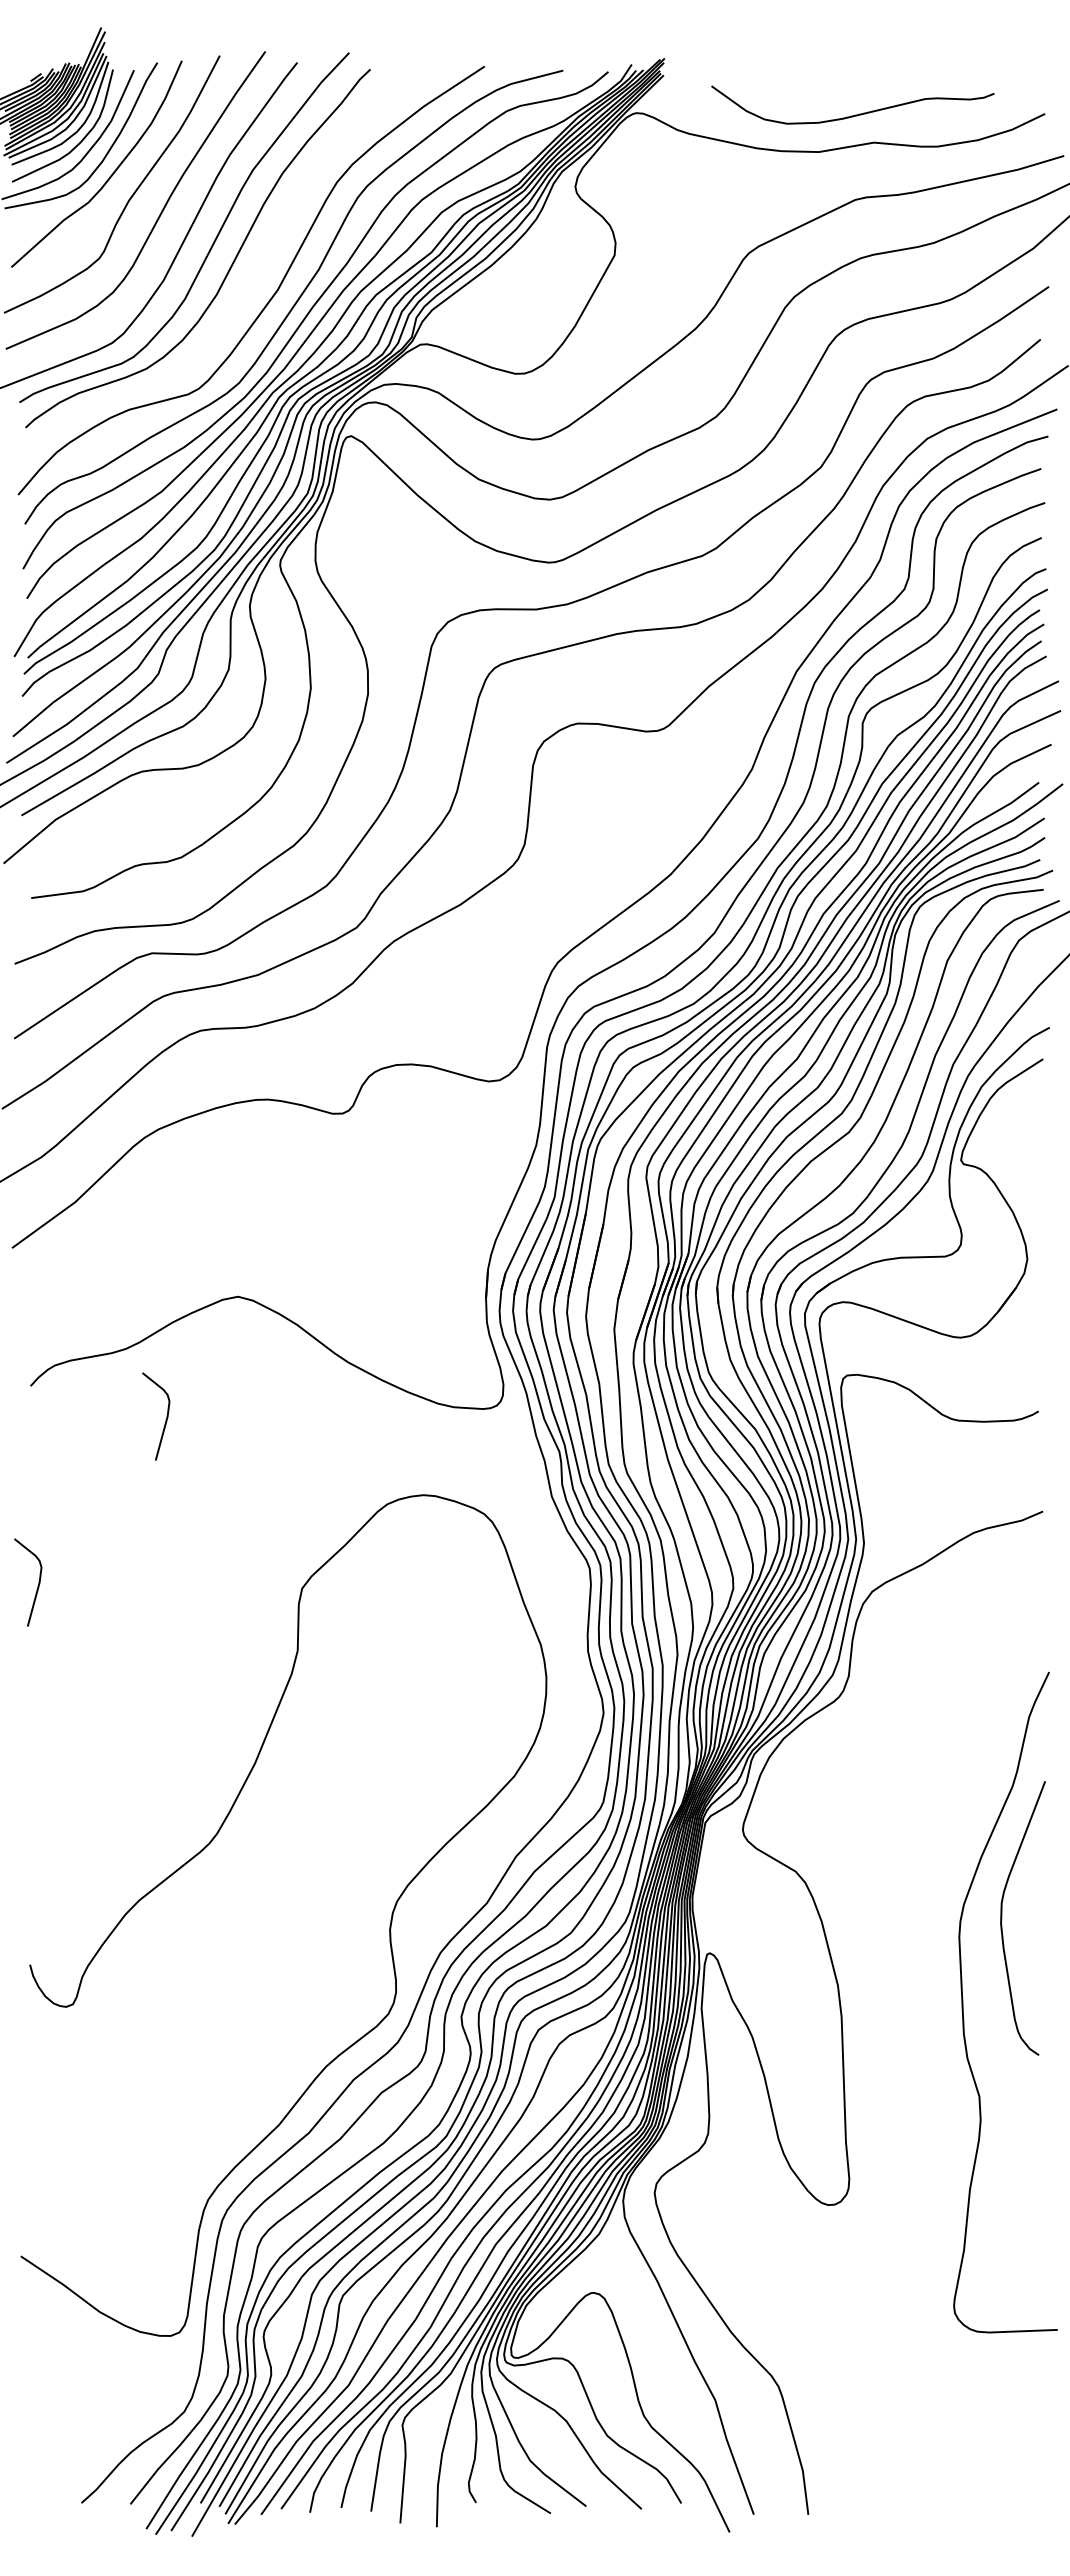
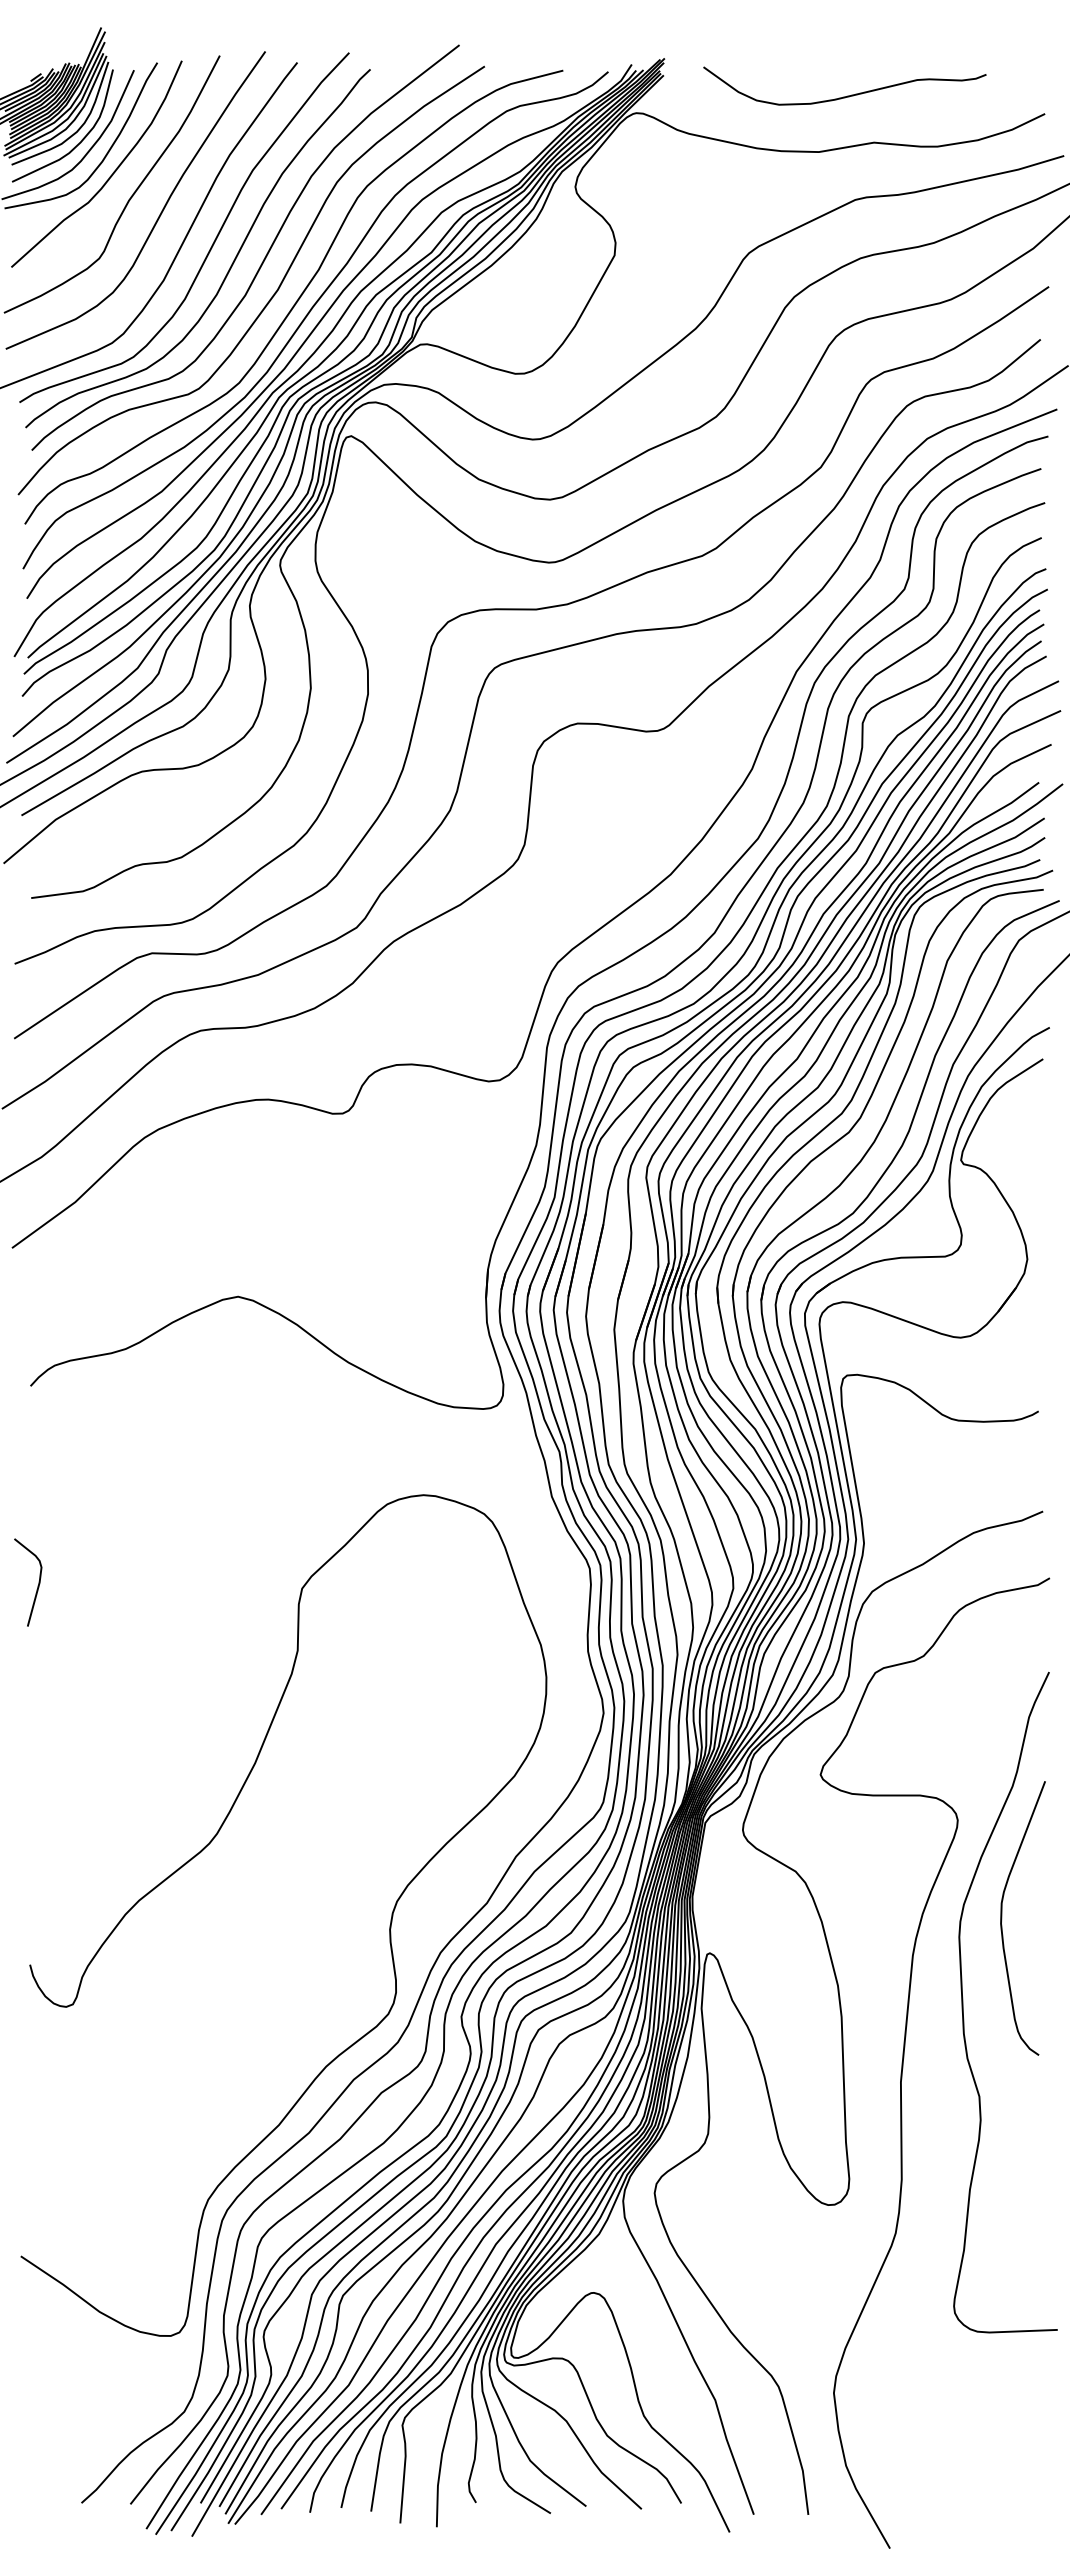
curve position: (855, 114) -> (847, 95) (847, 95)
curve: none -> present (264, 257)
curve: present -> none (165, 1419)
curve: none -> present (904, 2058)
